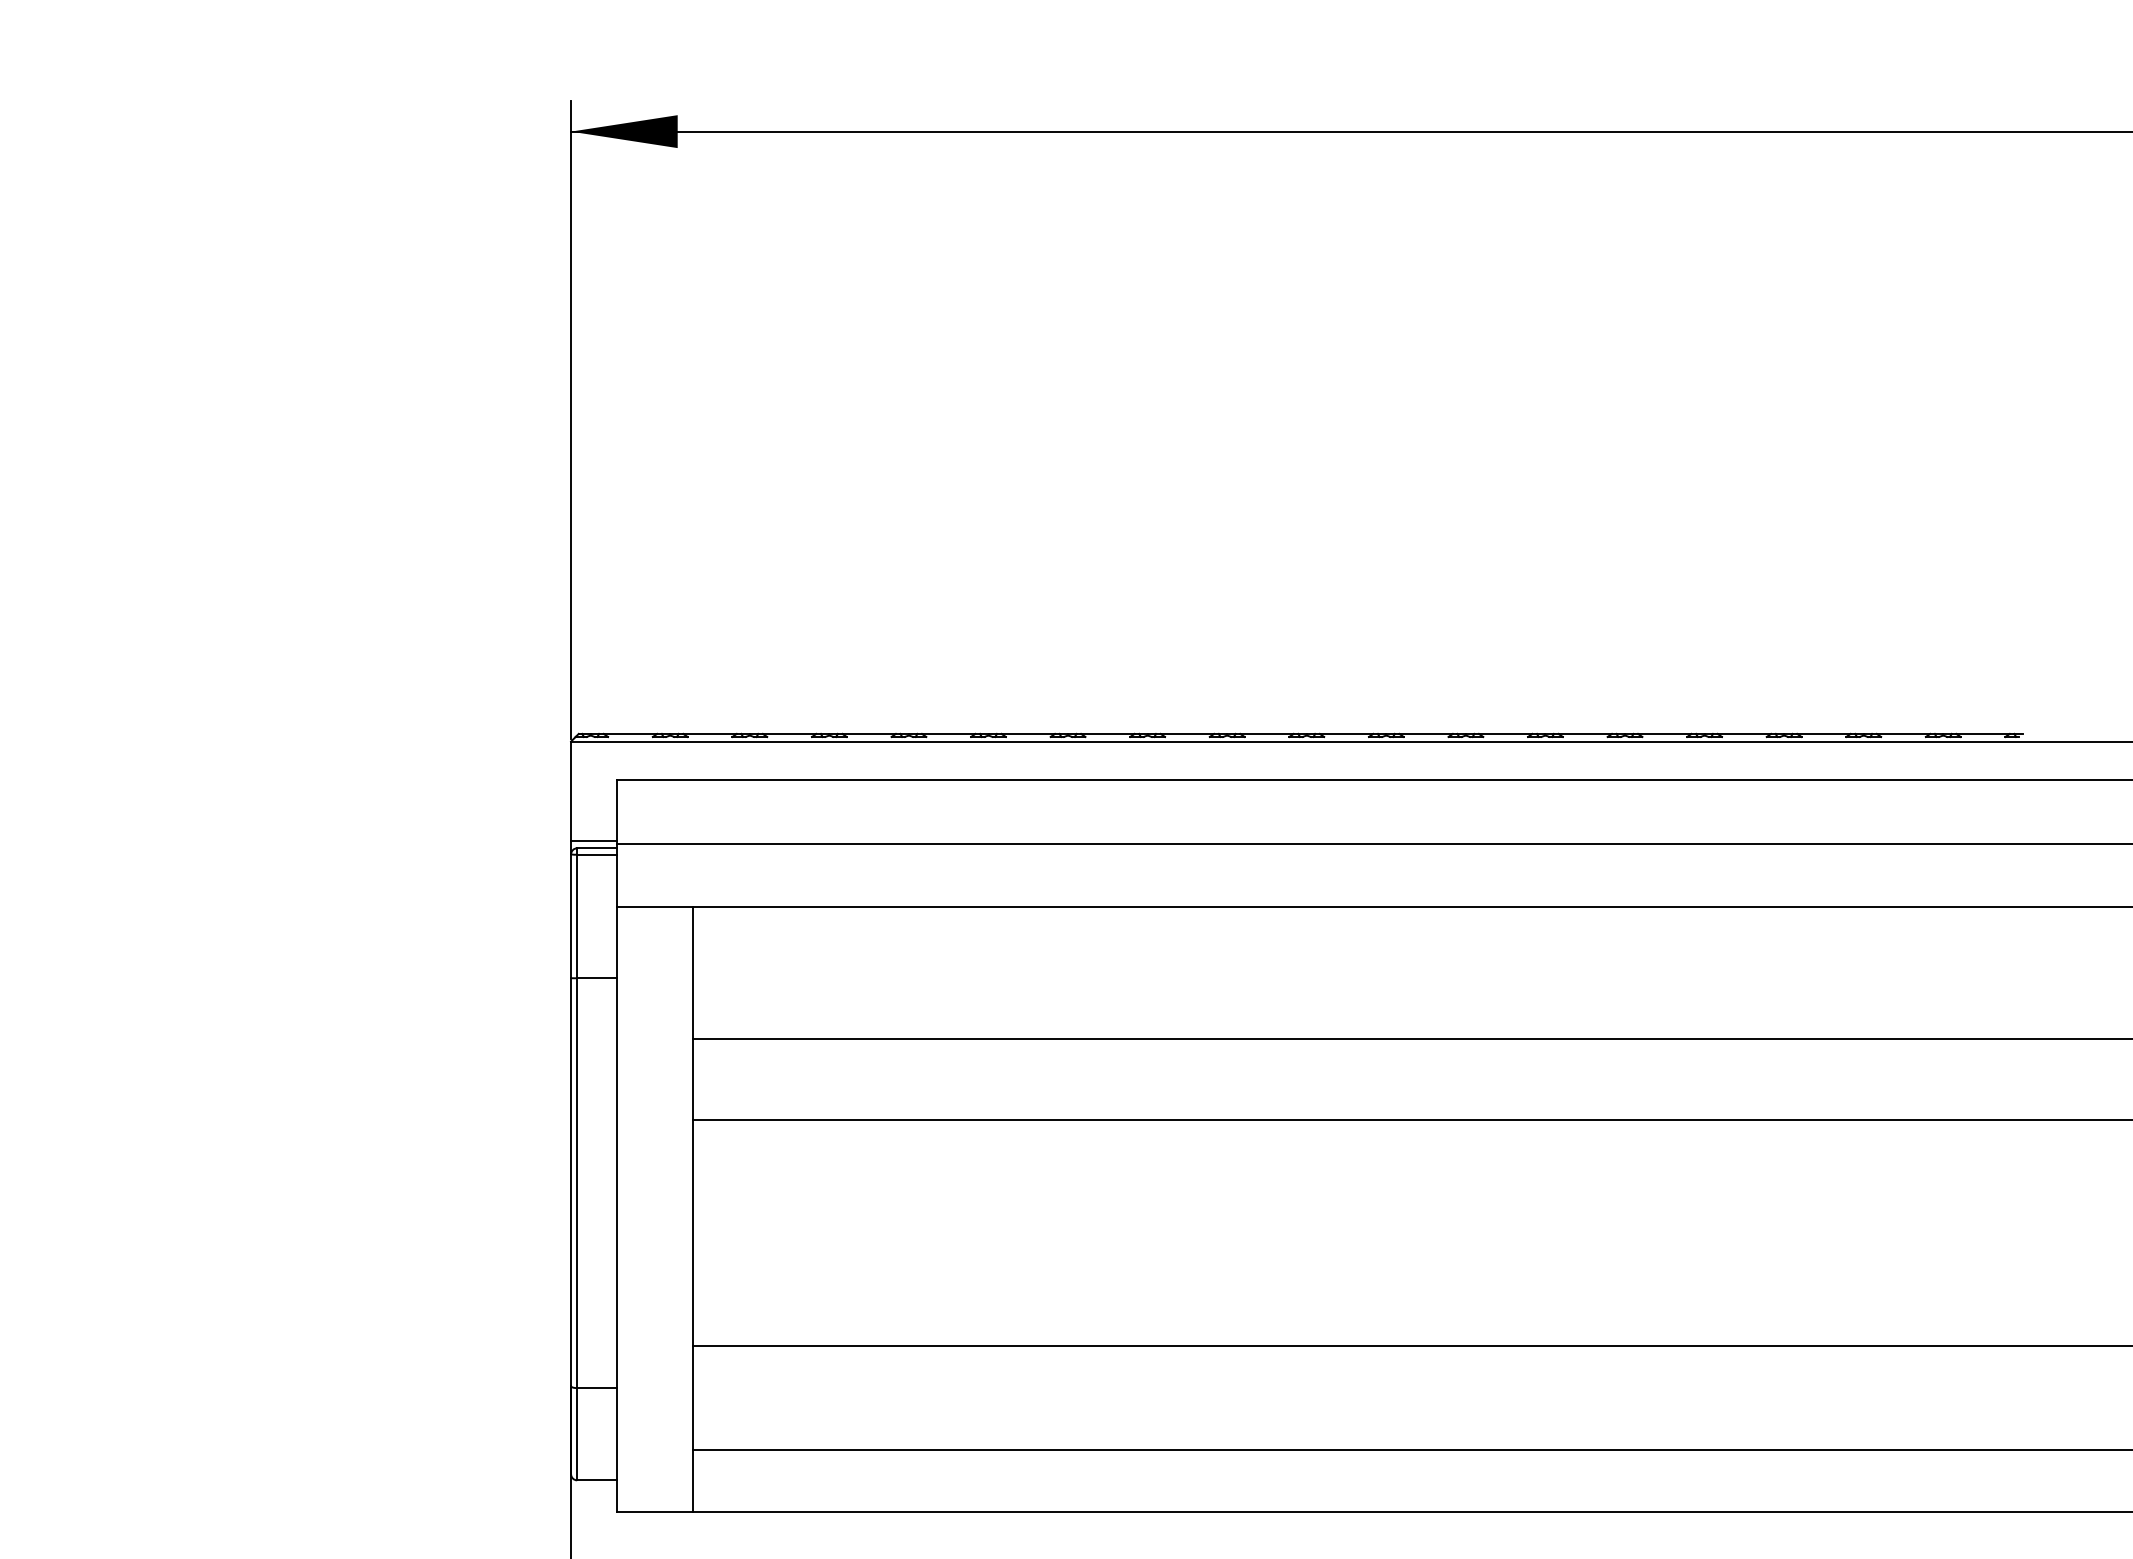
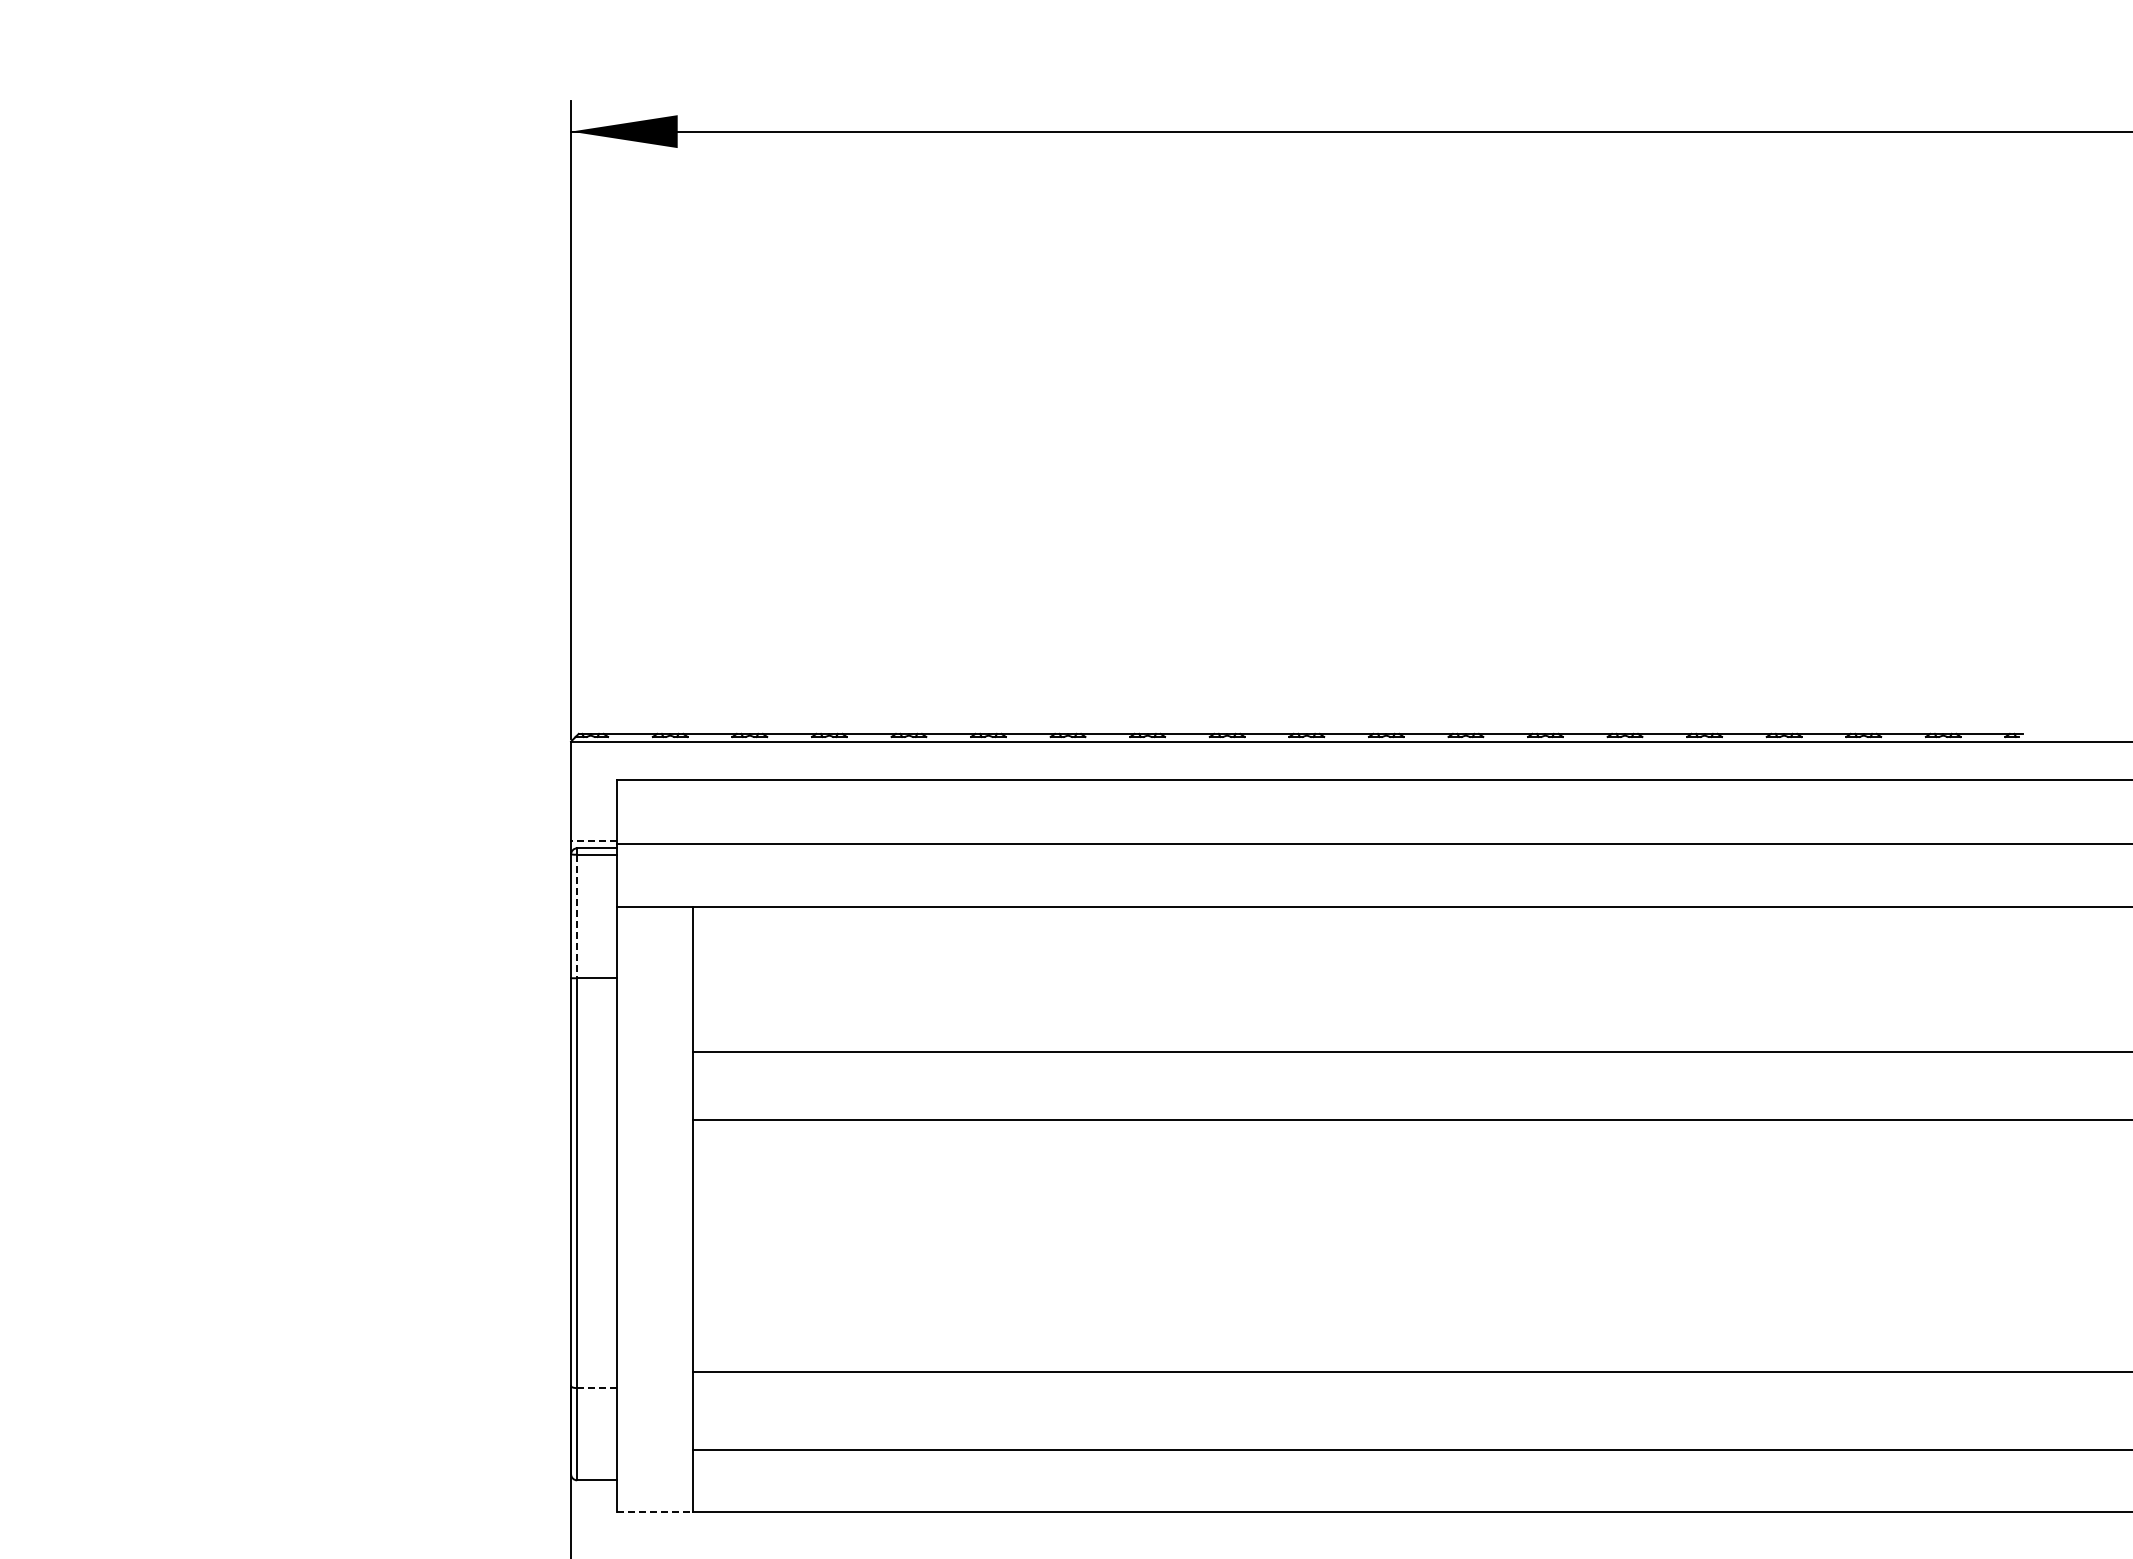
line: solid -> dashed (593, 840)
line: solid -> dashed (577, 916)
line position: (1411, 1038) -> (1411, 1051) (1411, 1051)
line position: (1411, 1346) -> (1411, 1372) (1411, 1372)
line: solid -> dashed (597, 1388)
line: solid -> dashed (655, 1512)
